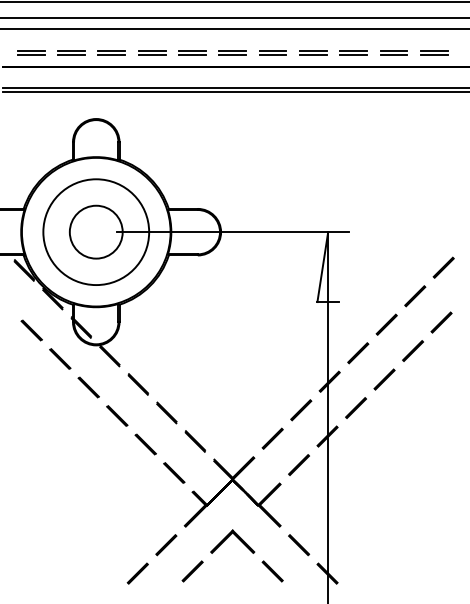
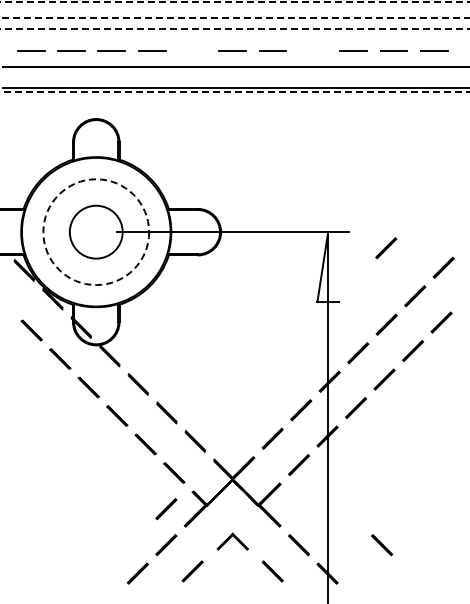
line: solid -> dashed (234, 2)
line: solid -> dashed (235, 18)
line: solid -> dashed (234, 29)
part: present -> none (192, 52)
part: present -> none (313, 52)
line: present -> none (30, 54)
line: present -> none (71, 54)
line: present -> none (111, 54)
line: present -> none (151, 54)
line: present -> none (232, 54)
line: present -> none (272, 54)
line: present -> none (353, 54)
line: present -> none (393, 54)
line: present -> none (433, 54)
line: solid -> dashed (236, 92)
circle: solid -> dashed (96, 232)
line: none -> present (386, 248)
line: none -> present (166, 509)
part size: 46x25 px -> 33x19 px (232, 541)
line: none -> present (382, 545)
